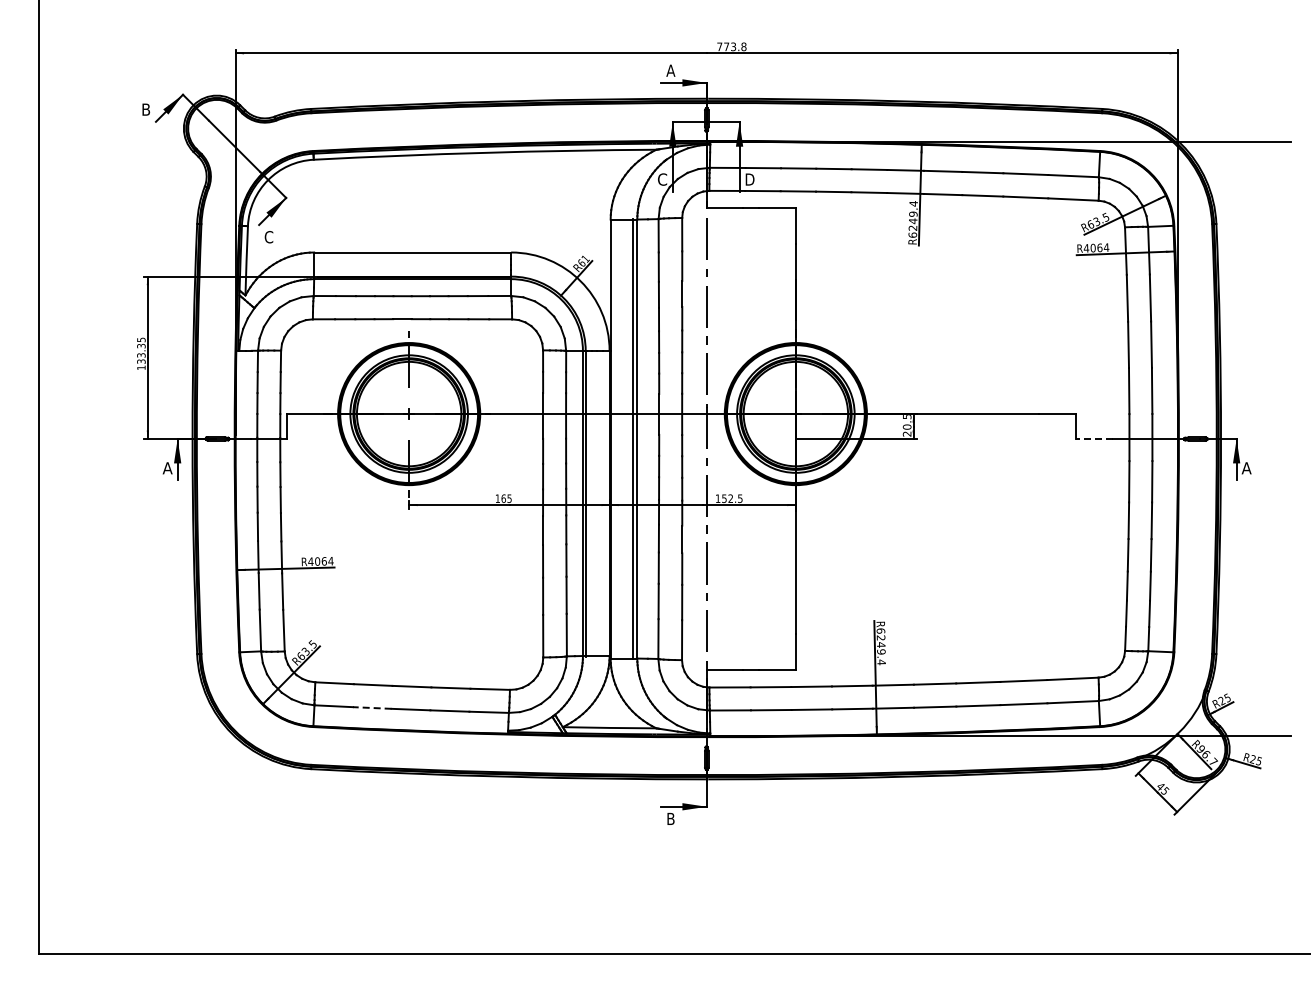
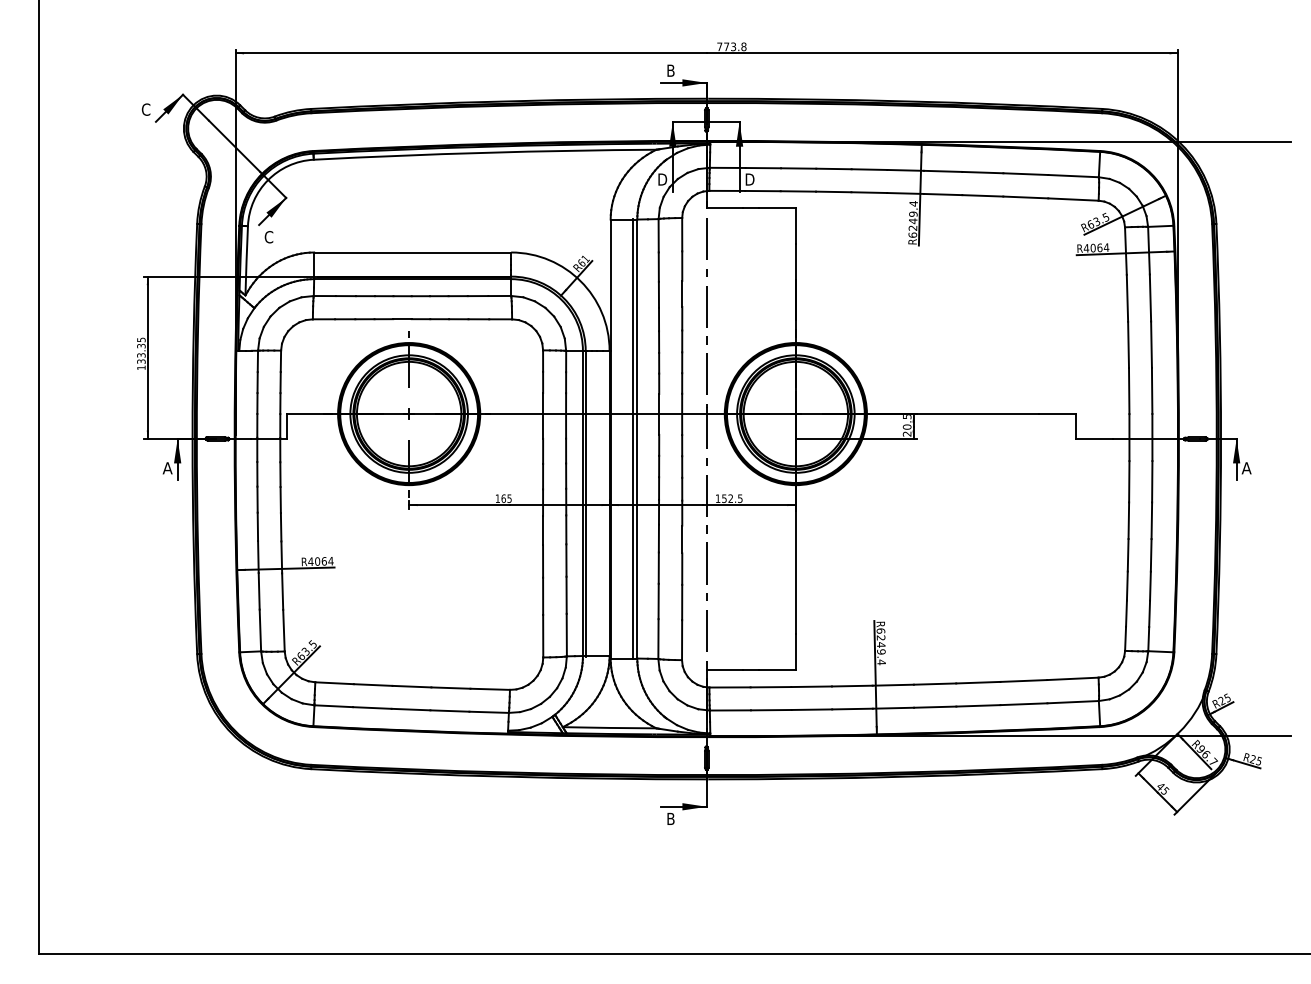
text: A -> B (670, 70)
text: B -> C (145, 109)
text: C -> D (662, 179)
line: dashed -> solid (1093, 439)
line: dashed -> solid (371, 707)
